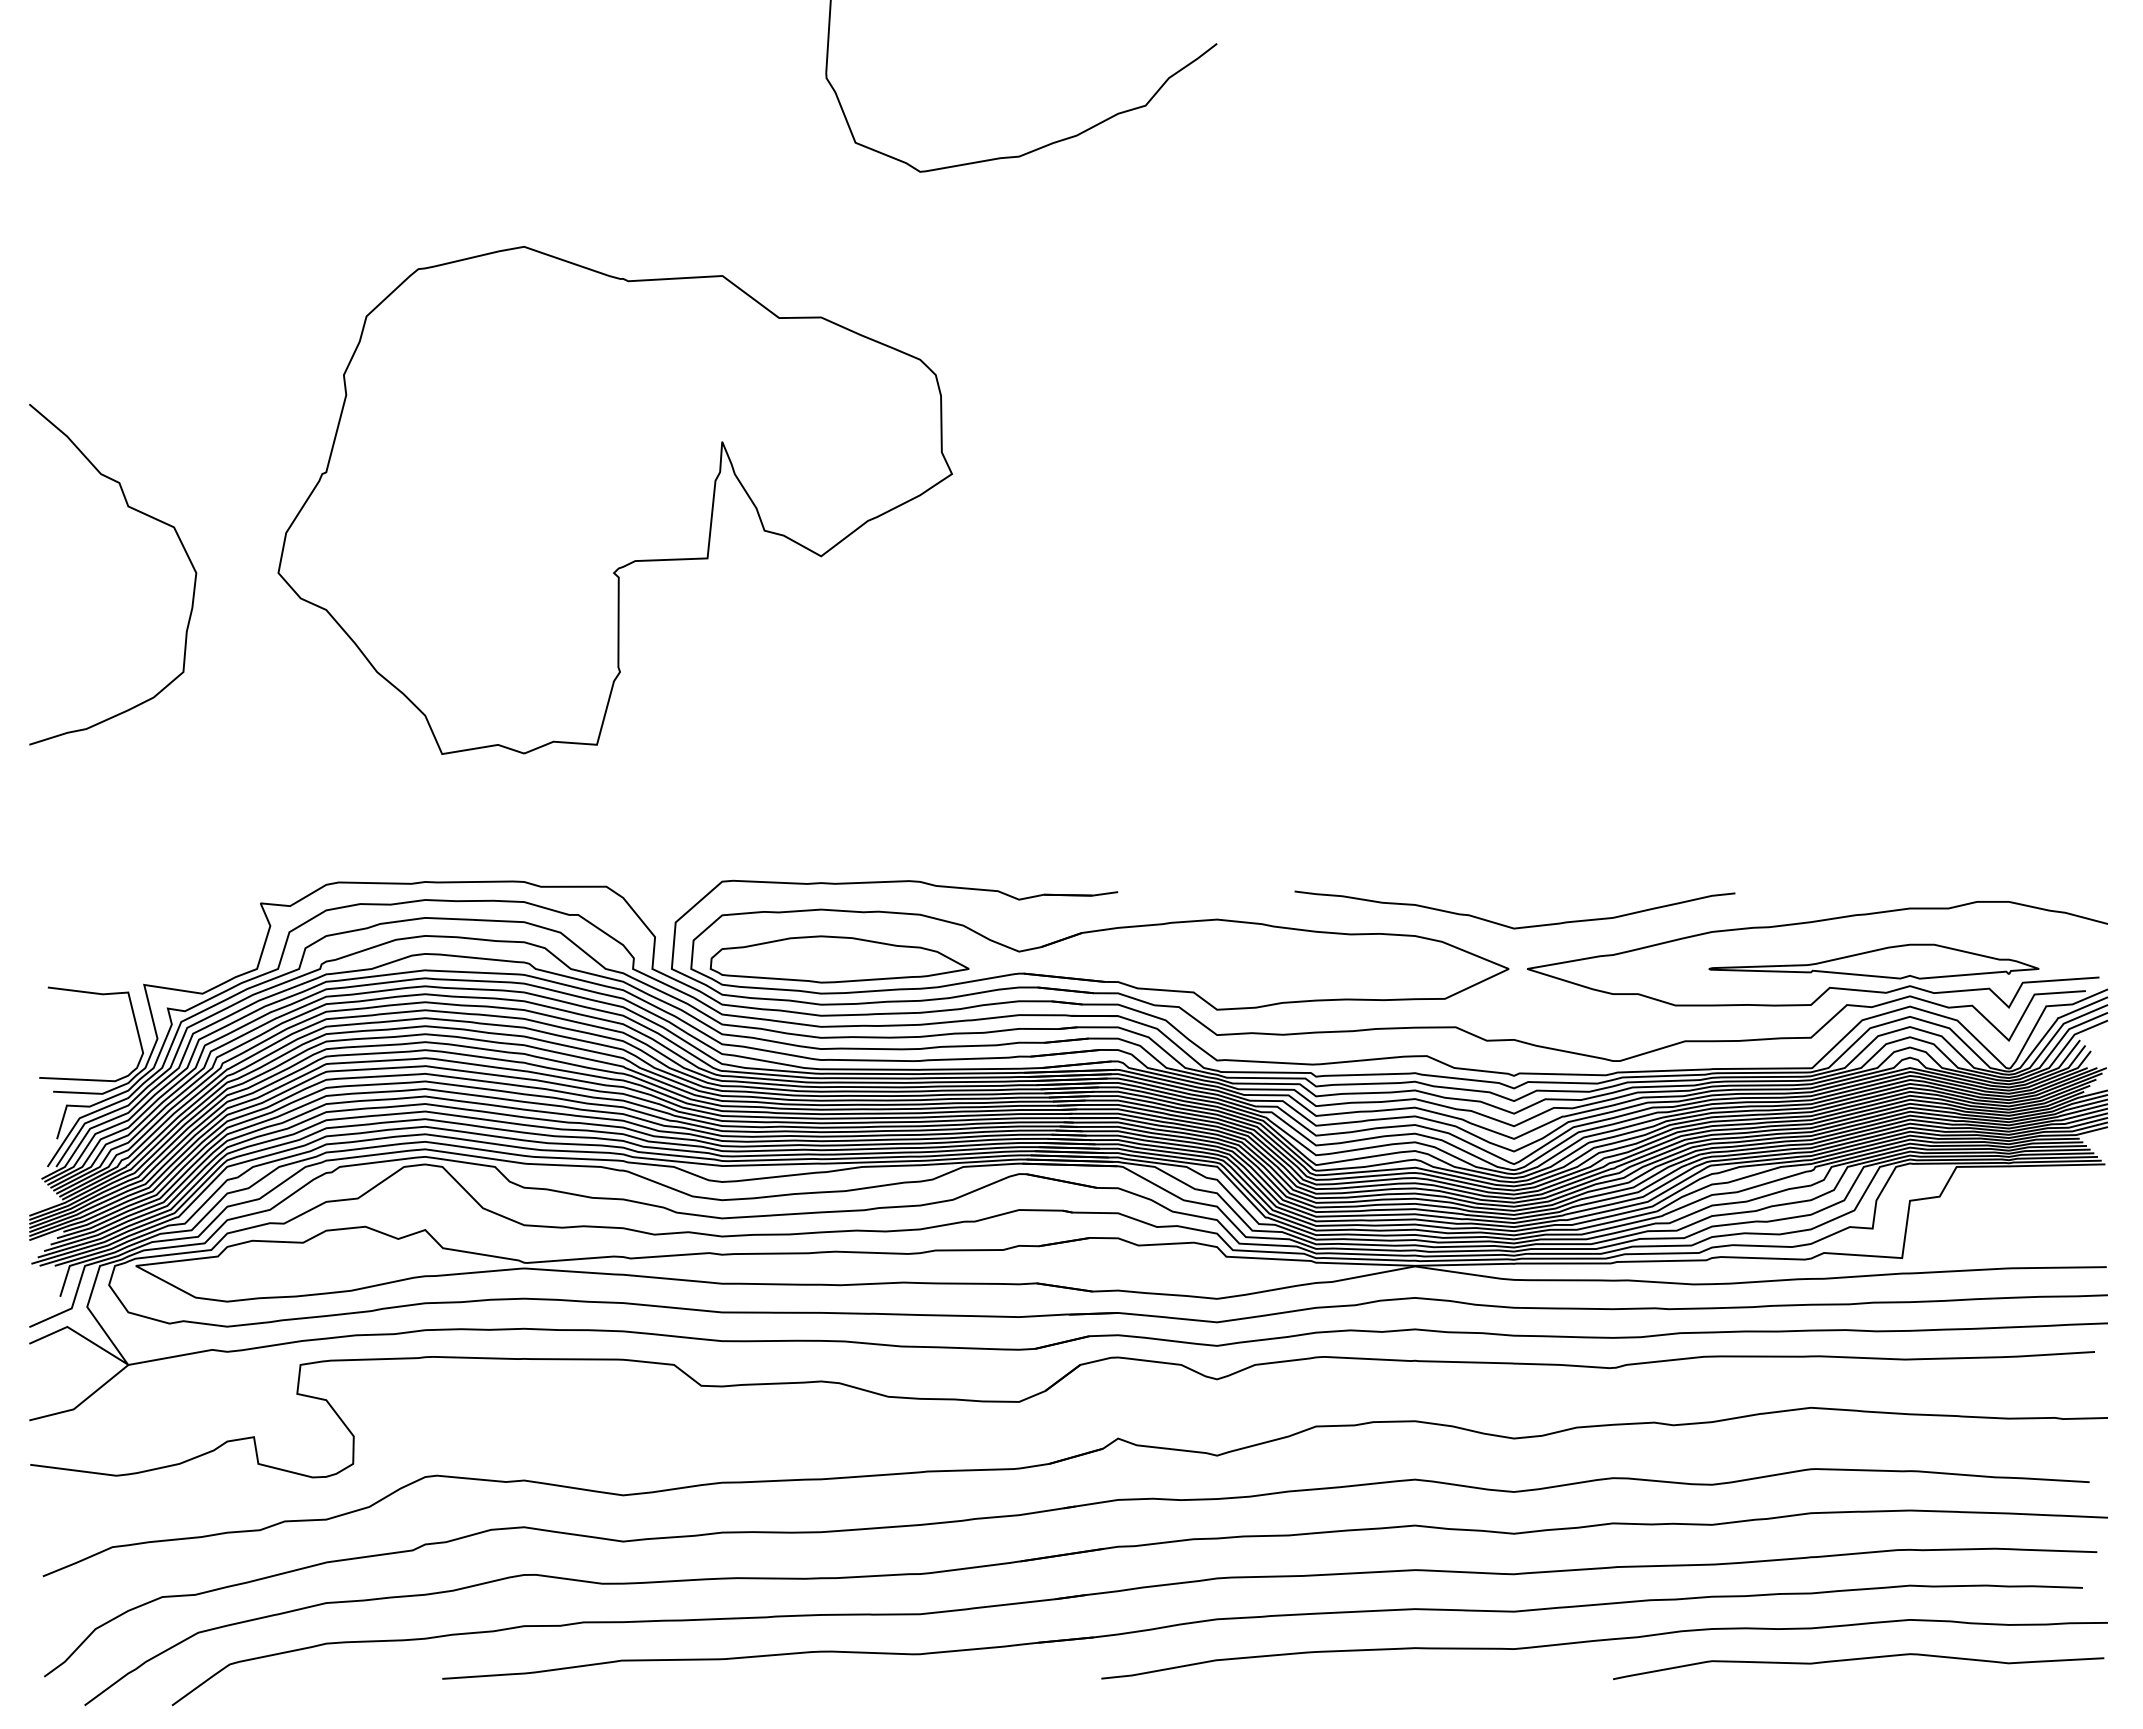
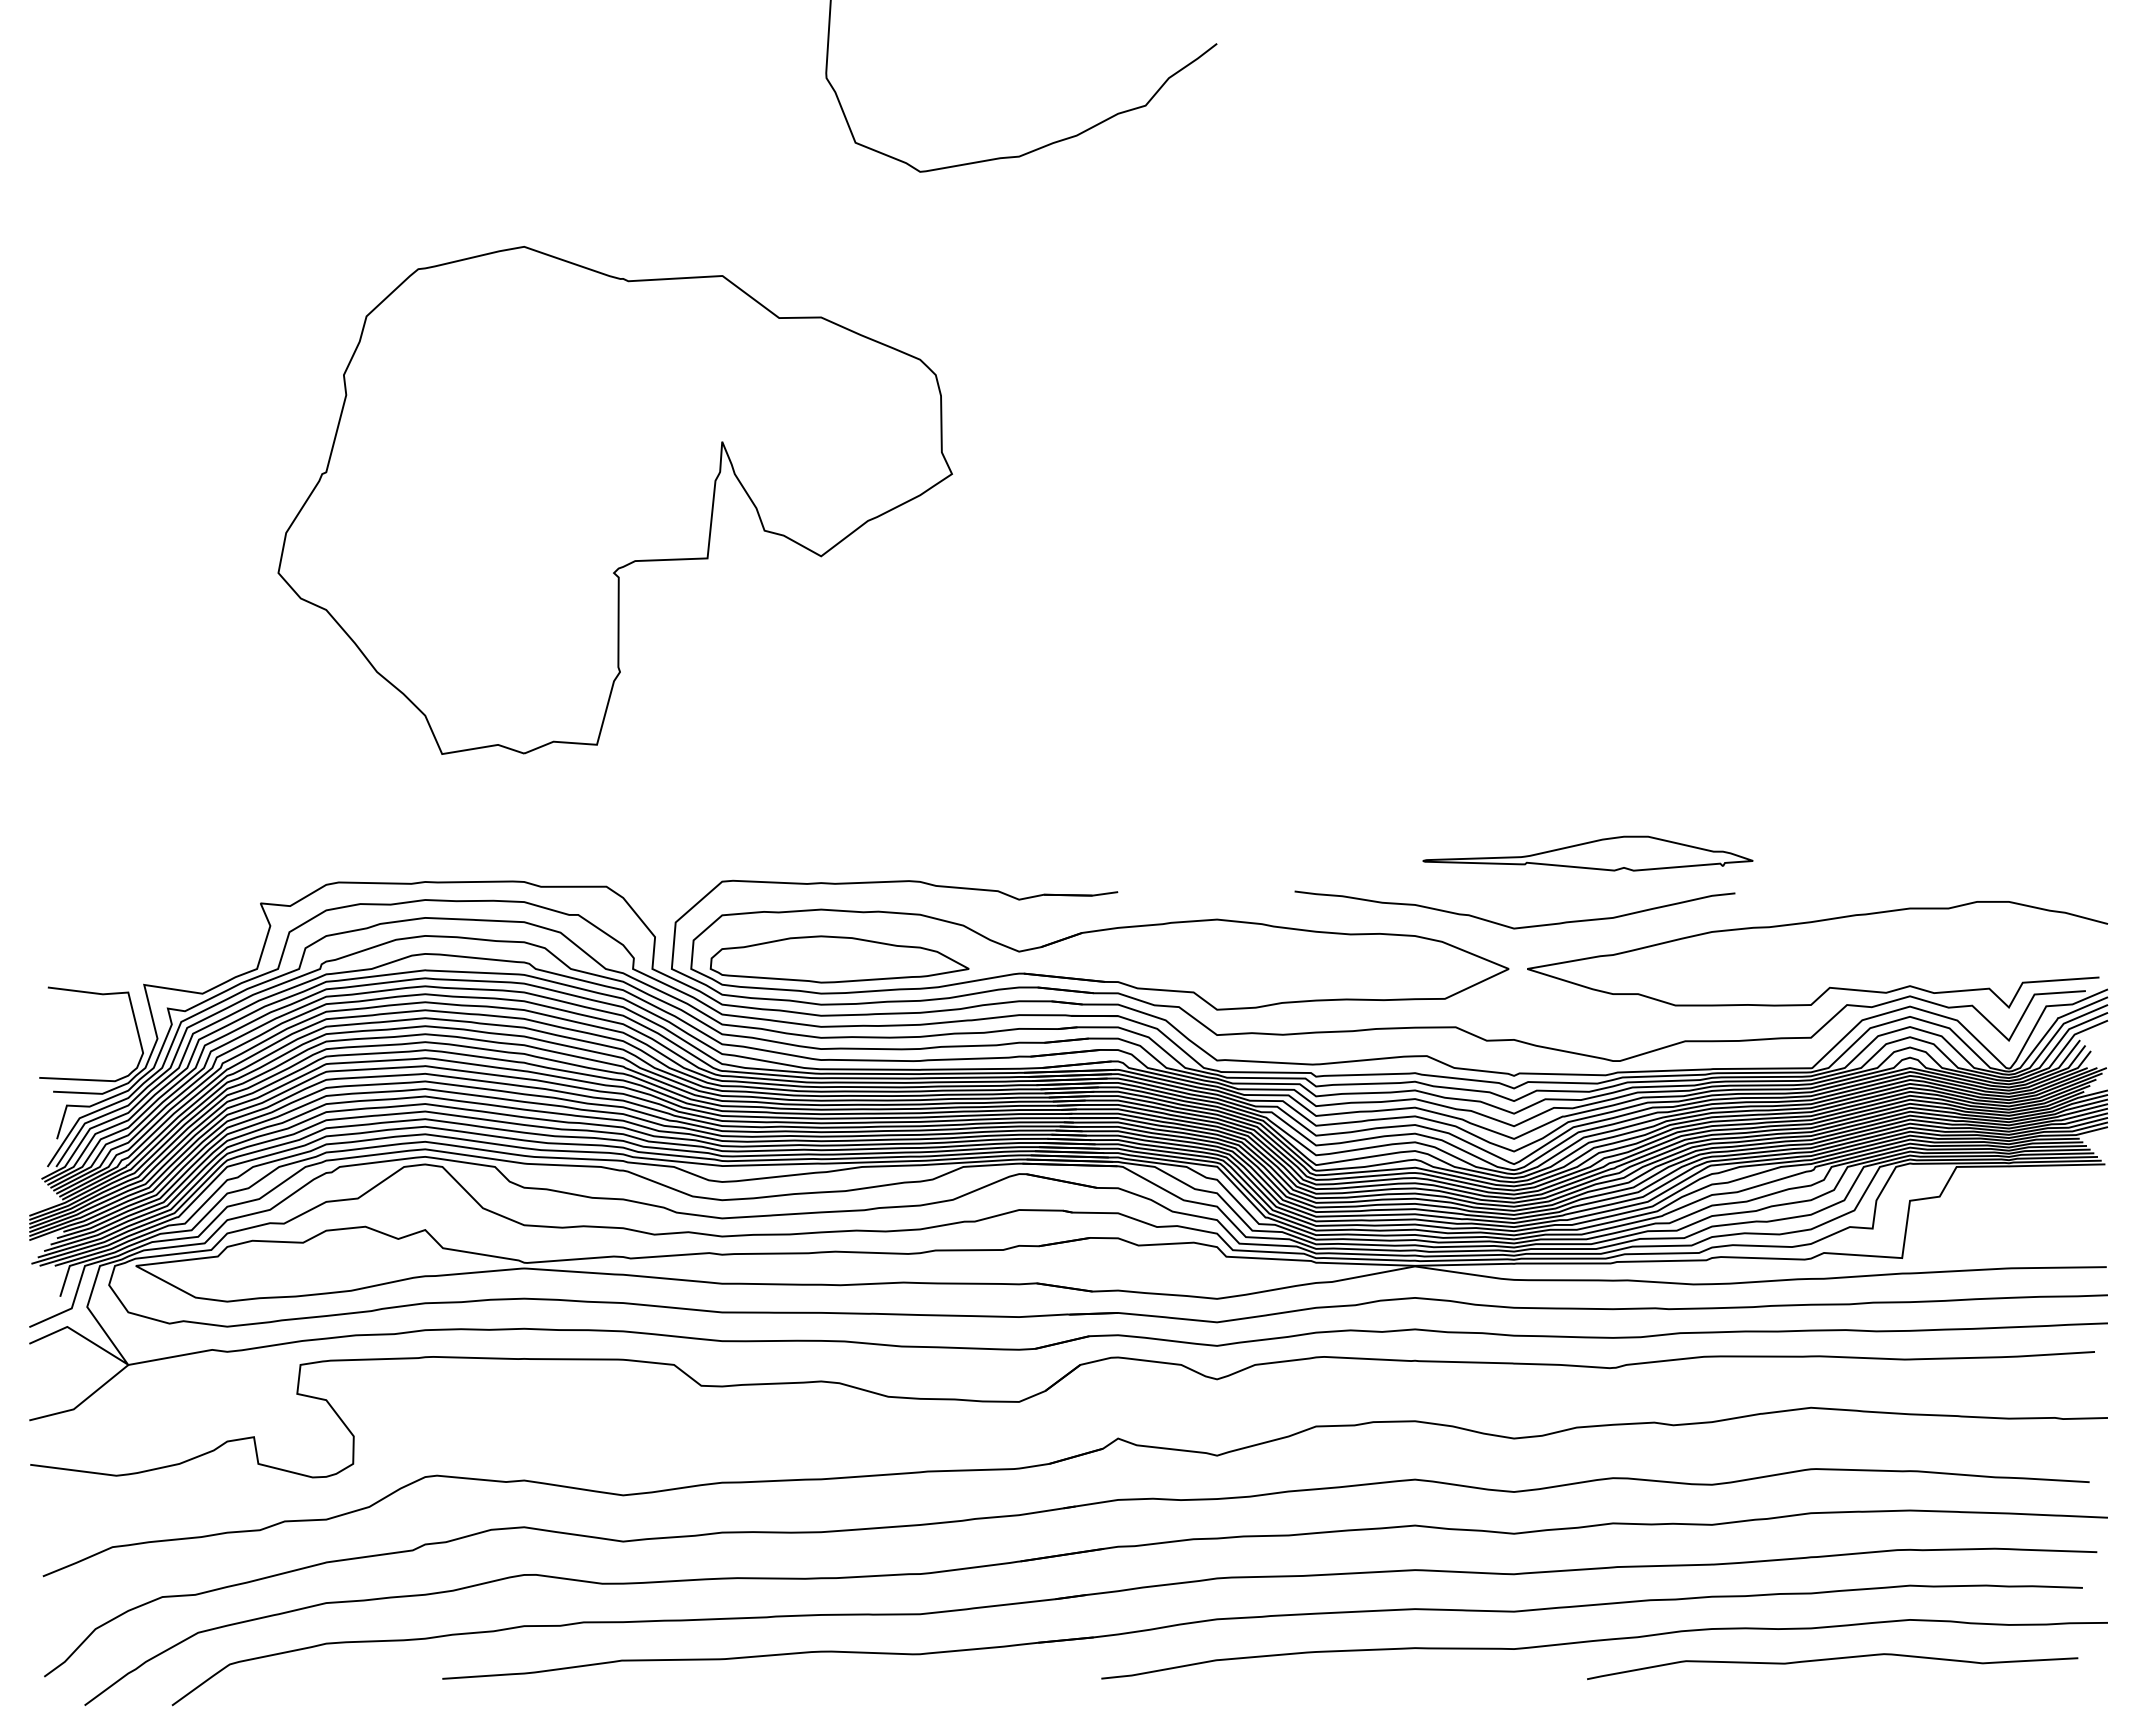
curve: present -> none (138, 512)
part position: (1873, 961) -> (1587, 853) (1587, 853)
curve position: (1855, 1660) -> (1829, 1660) (1829, 1660)
